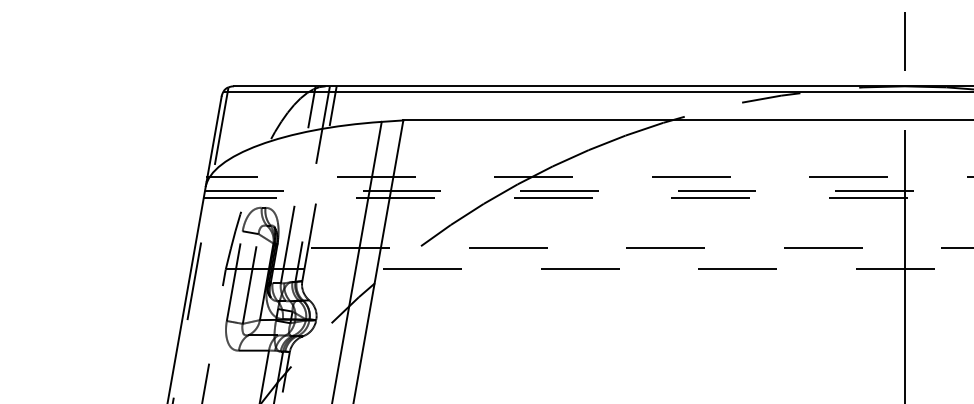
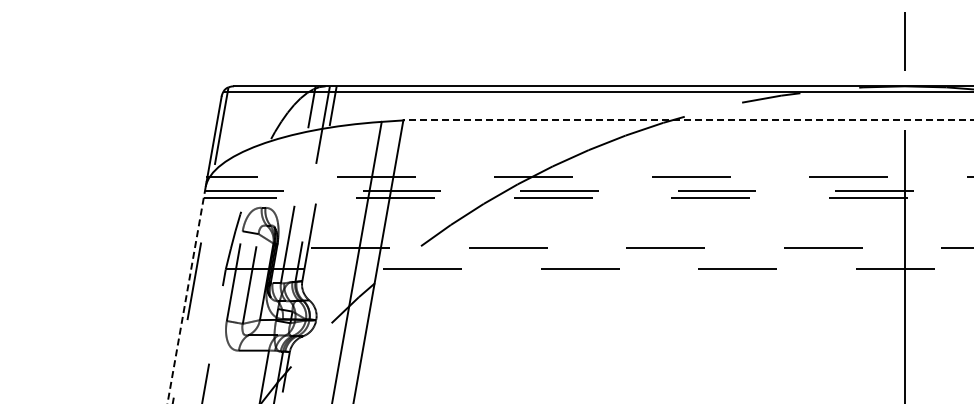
line: solid -> dashed (688, 120)
line: solid -> dashed (186, 295)
